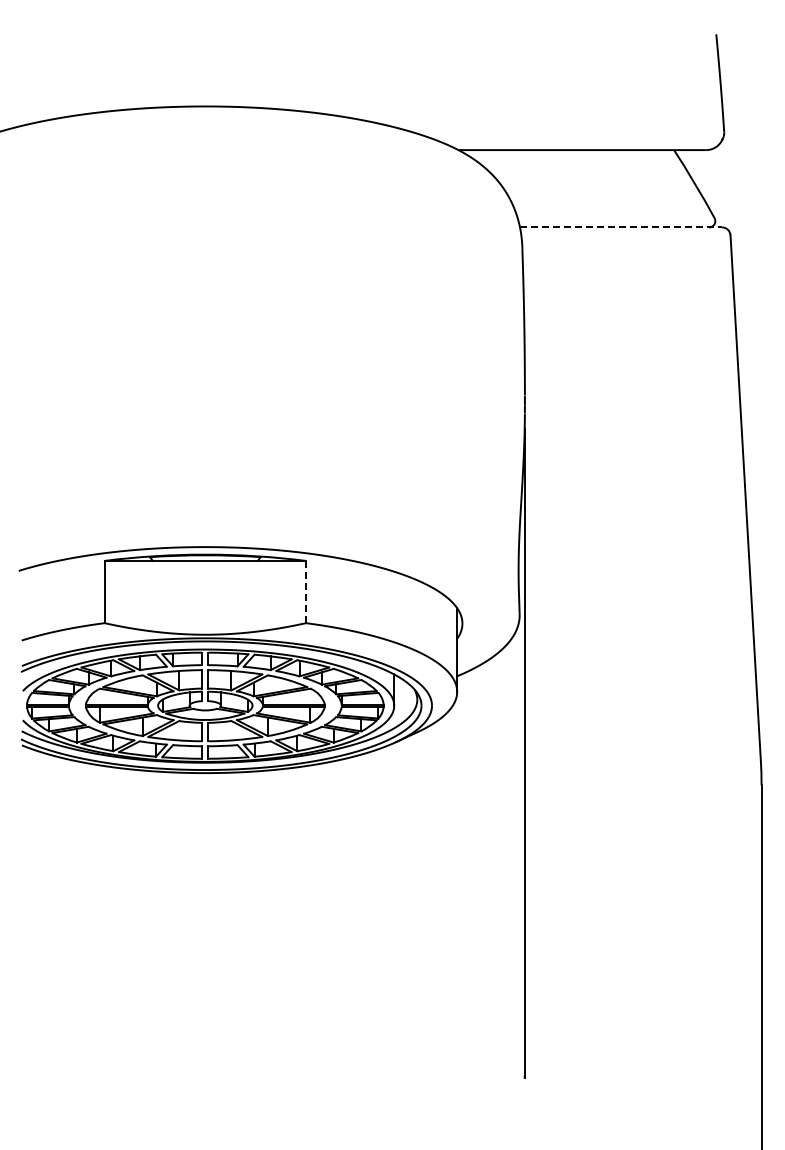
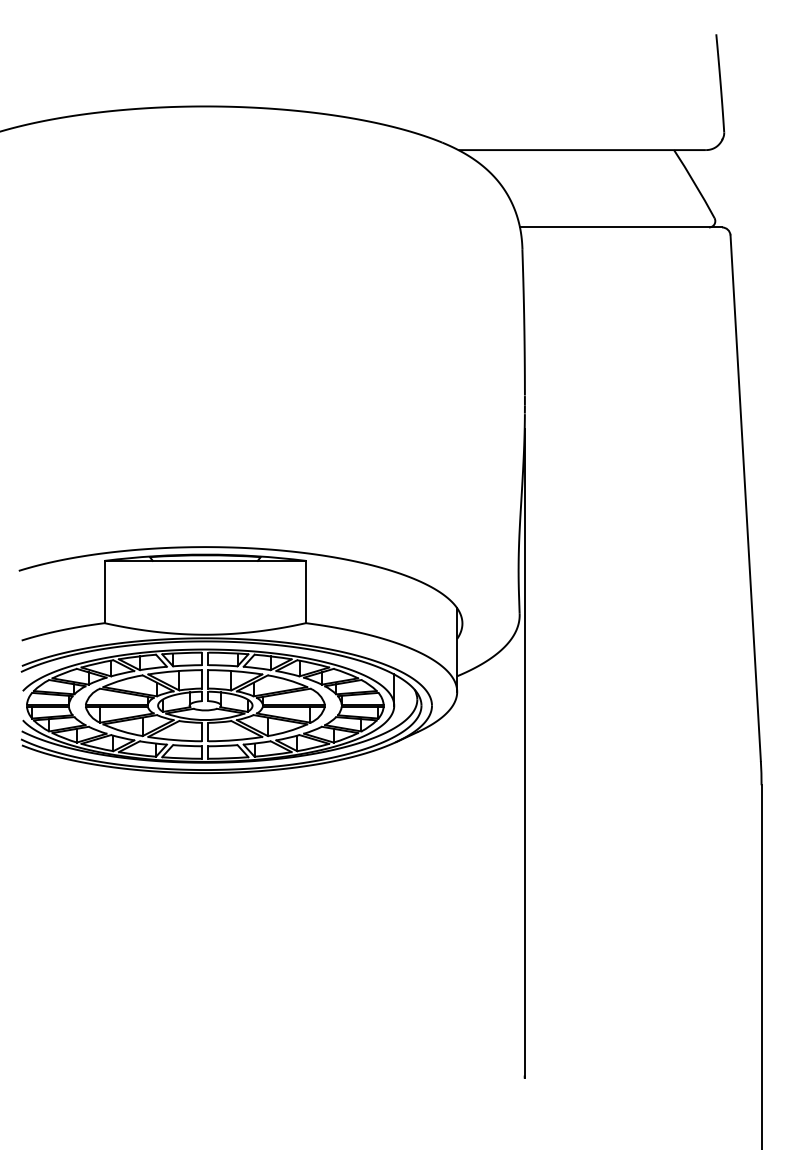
line: dashed -> solid (621, 227)
line: dashed -> solid (306, 591)
